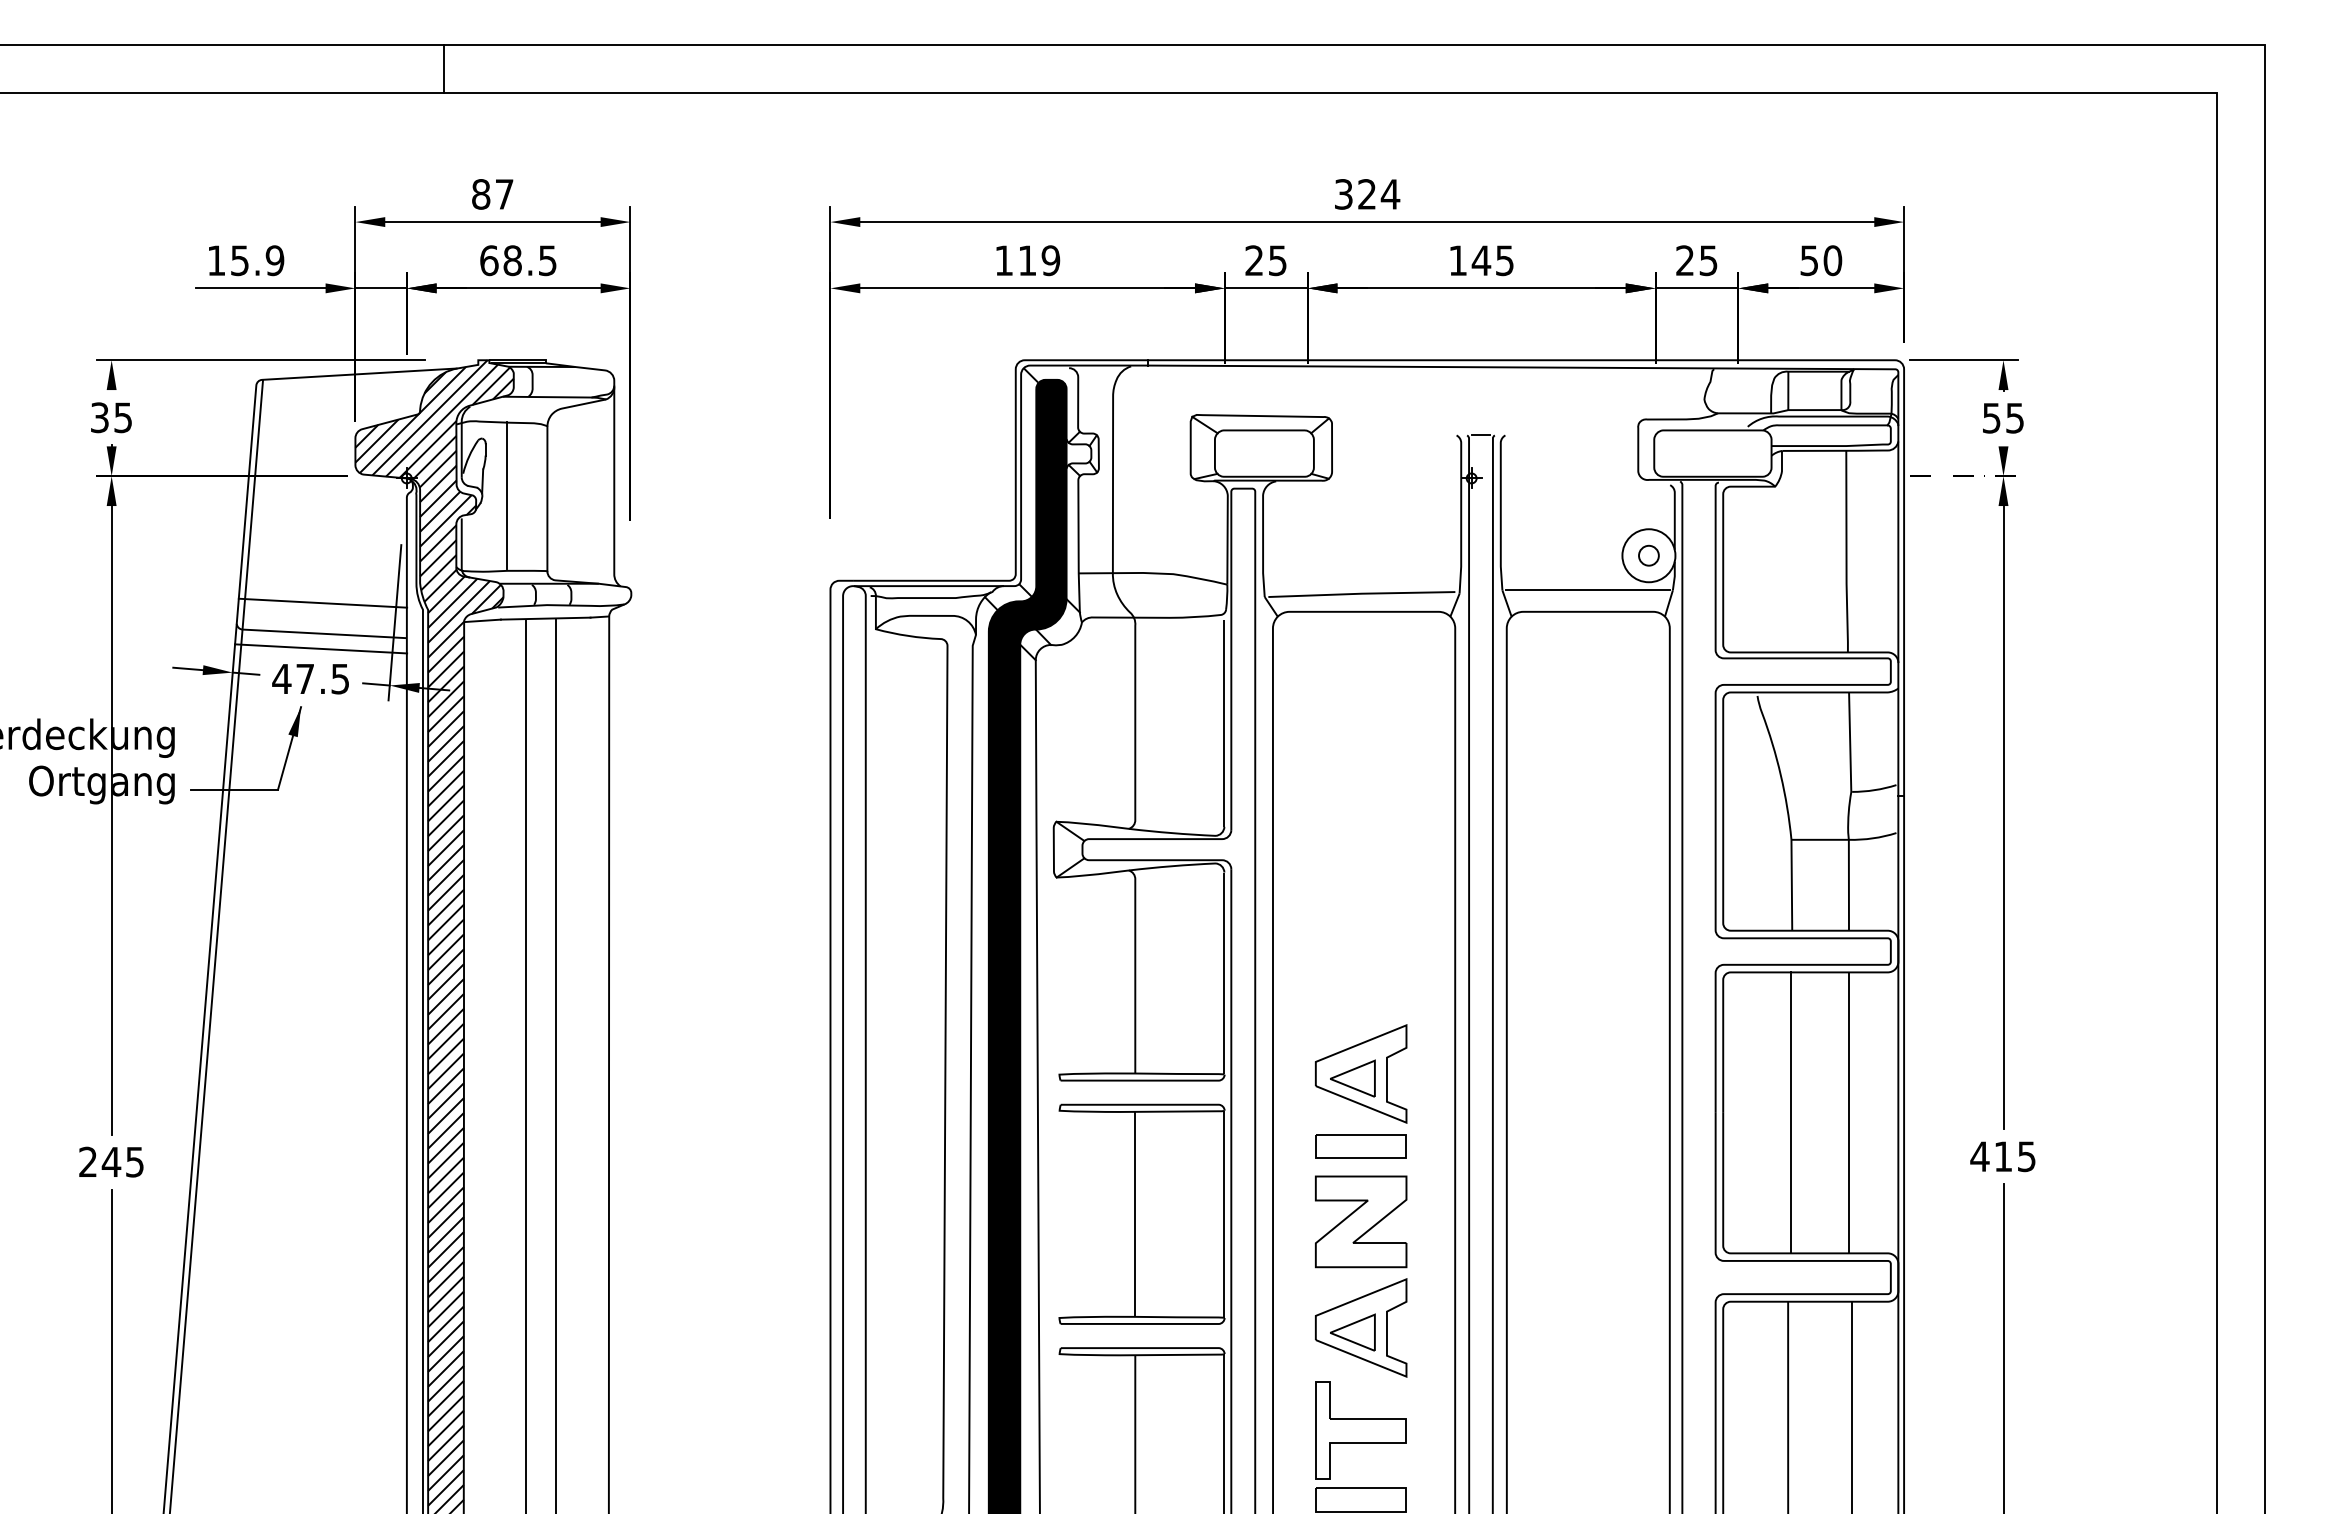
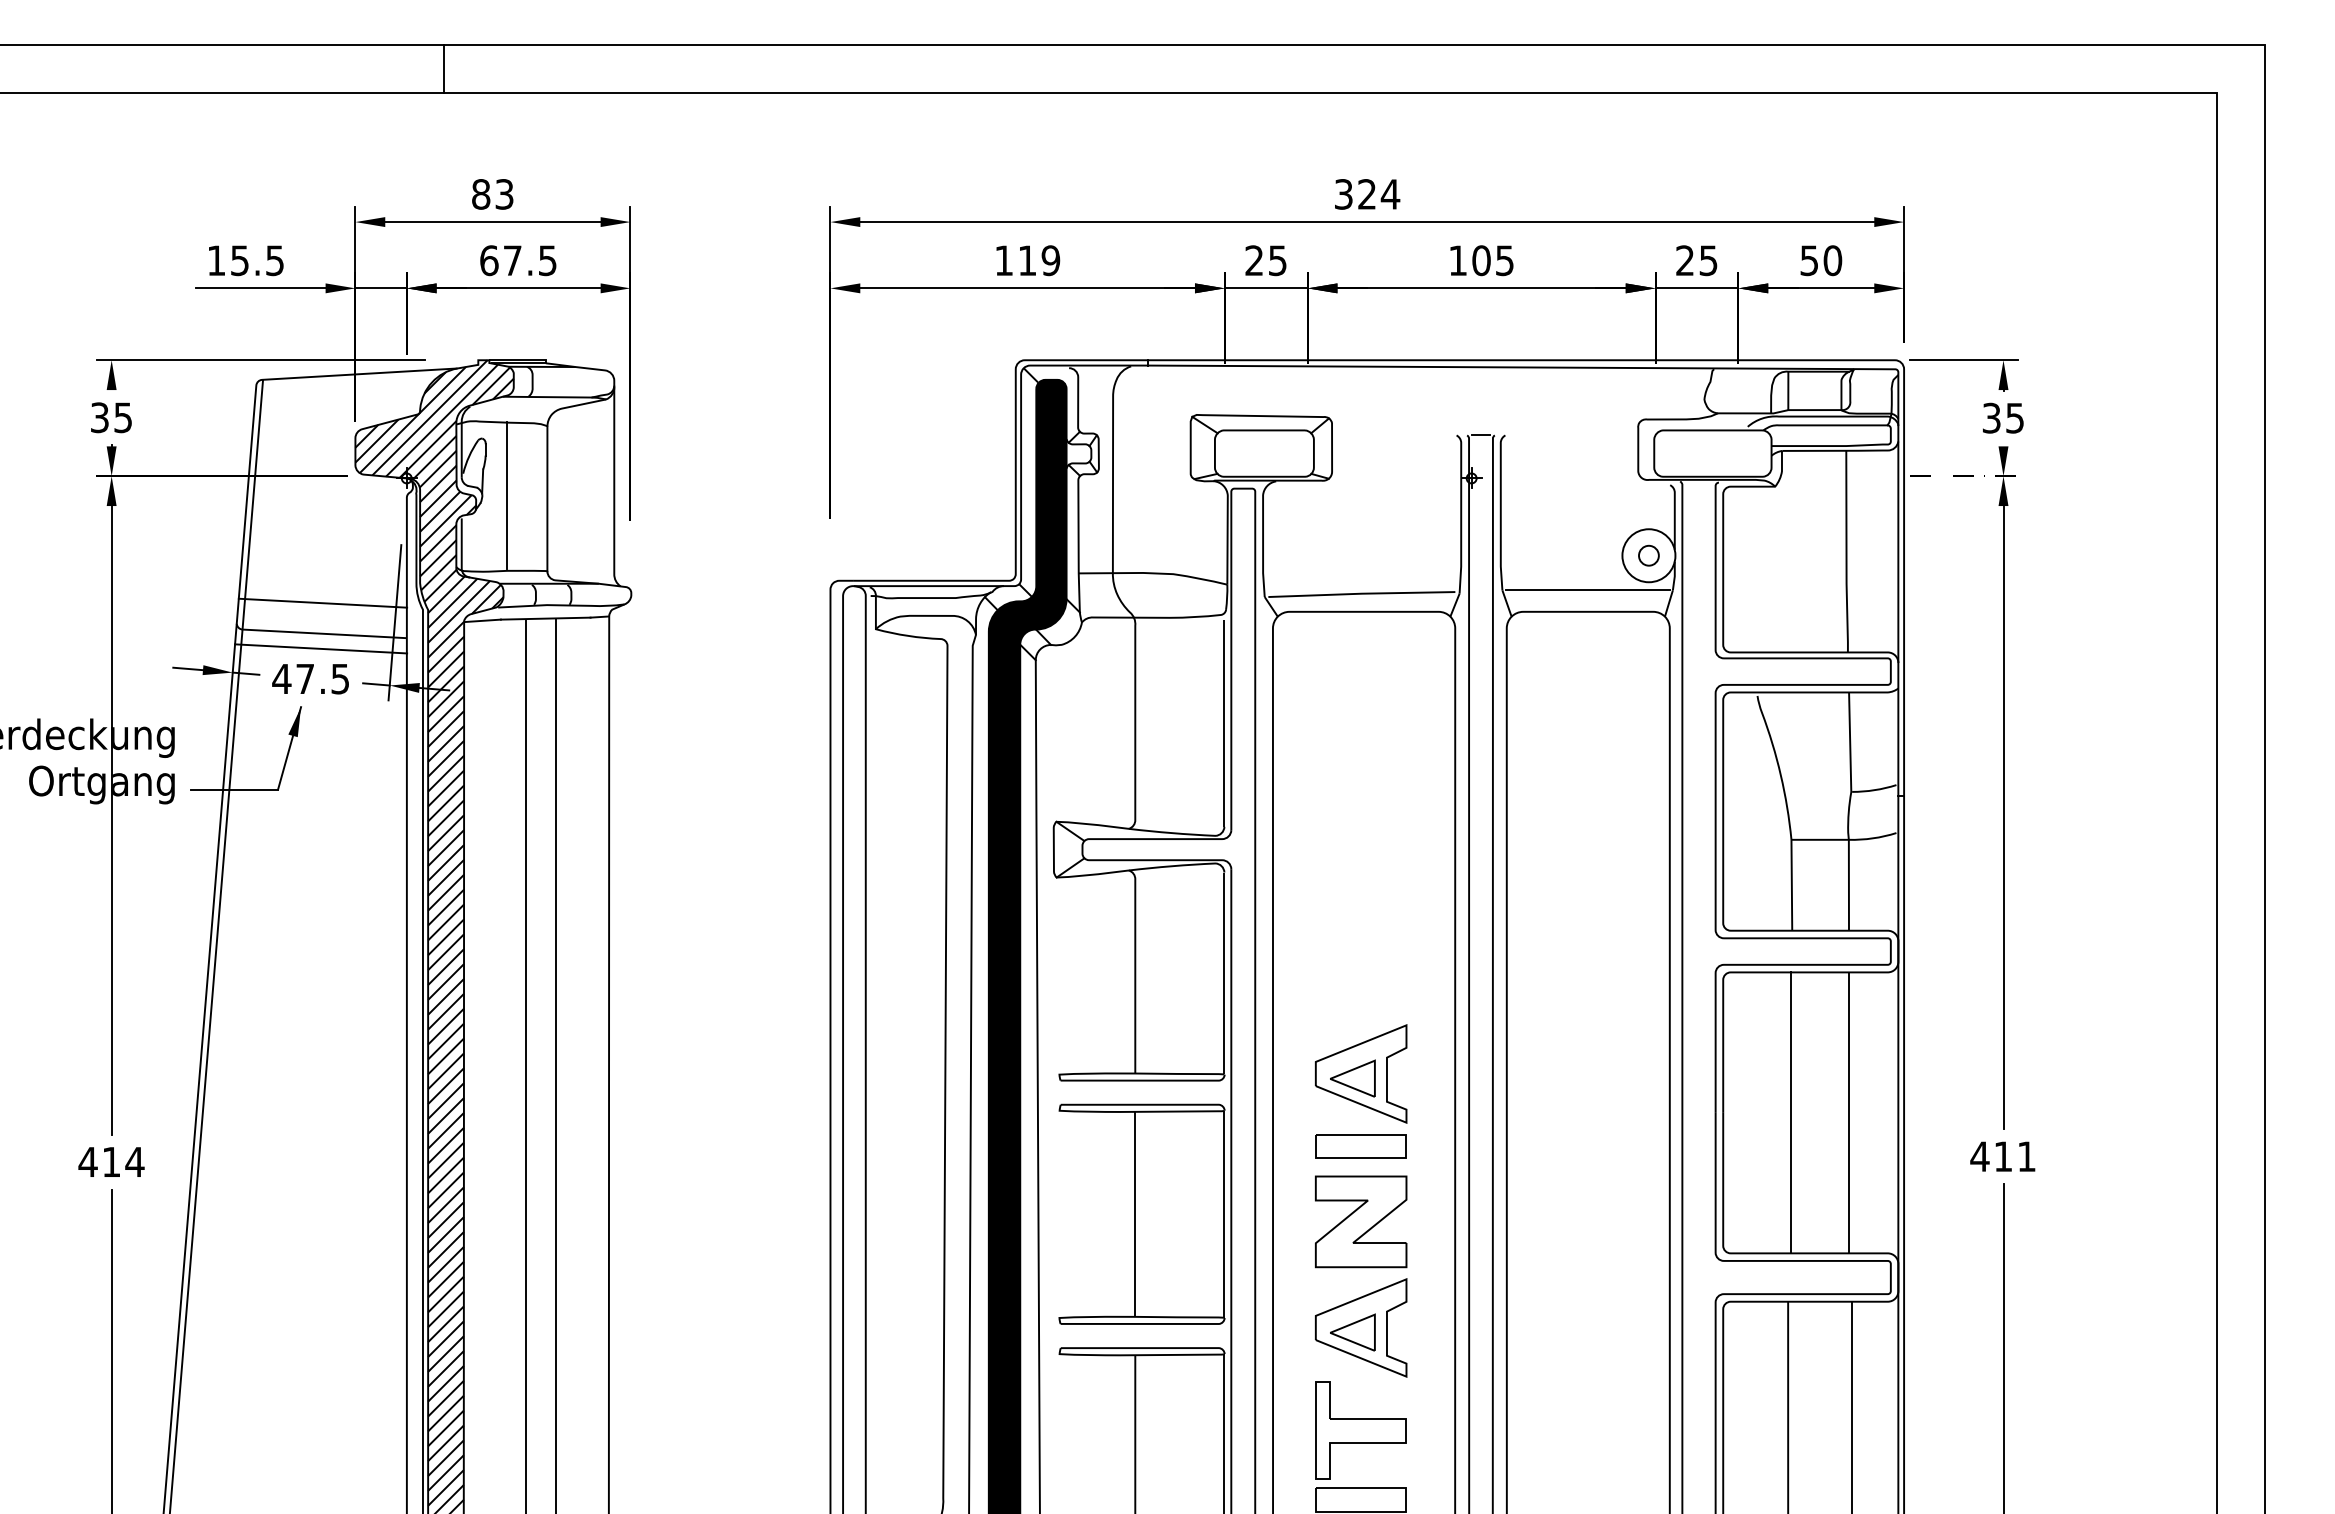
text: 87 -> 83 (504, 194)
text: 15.9 -> 15.5 (274, 260)
text: 68.5 -> 67.5 (512, 260)
text: 145 -> 105 (1481, 260)
text: 55 -> 35 (1991, 417)
text: 415 -> 411 (2026, 1156)
text: 245 -> 414 (111, 1161)
